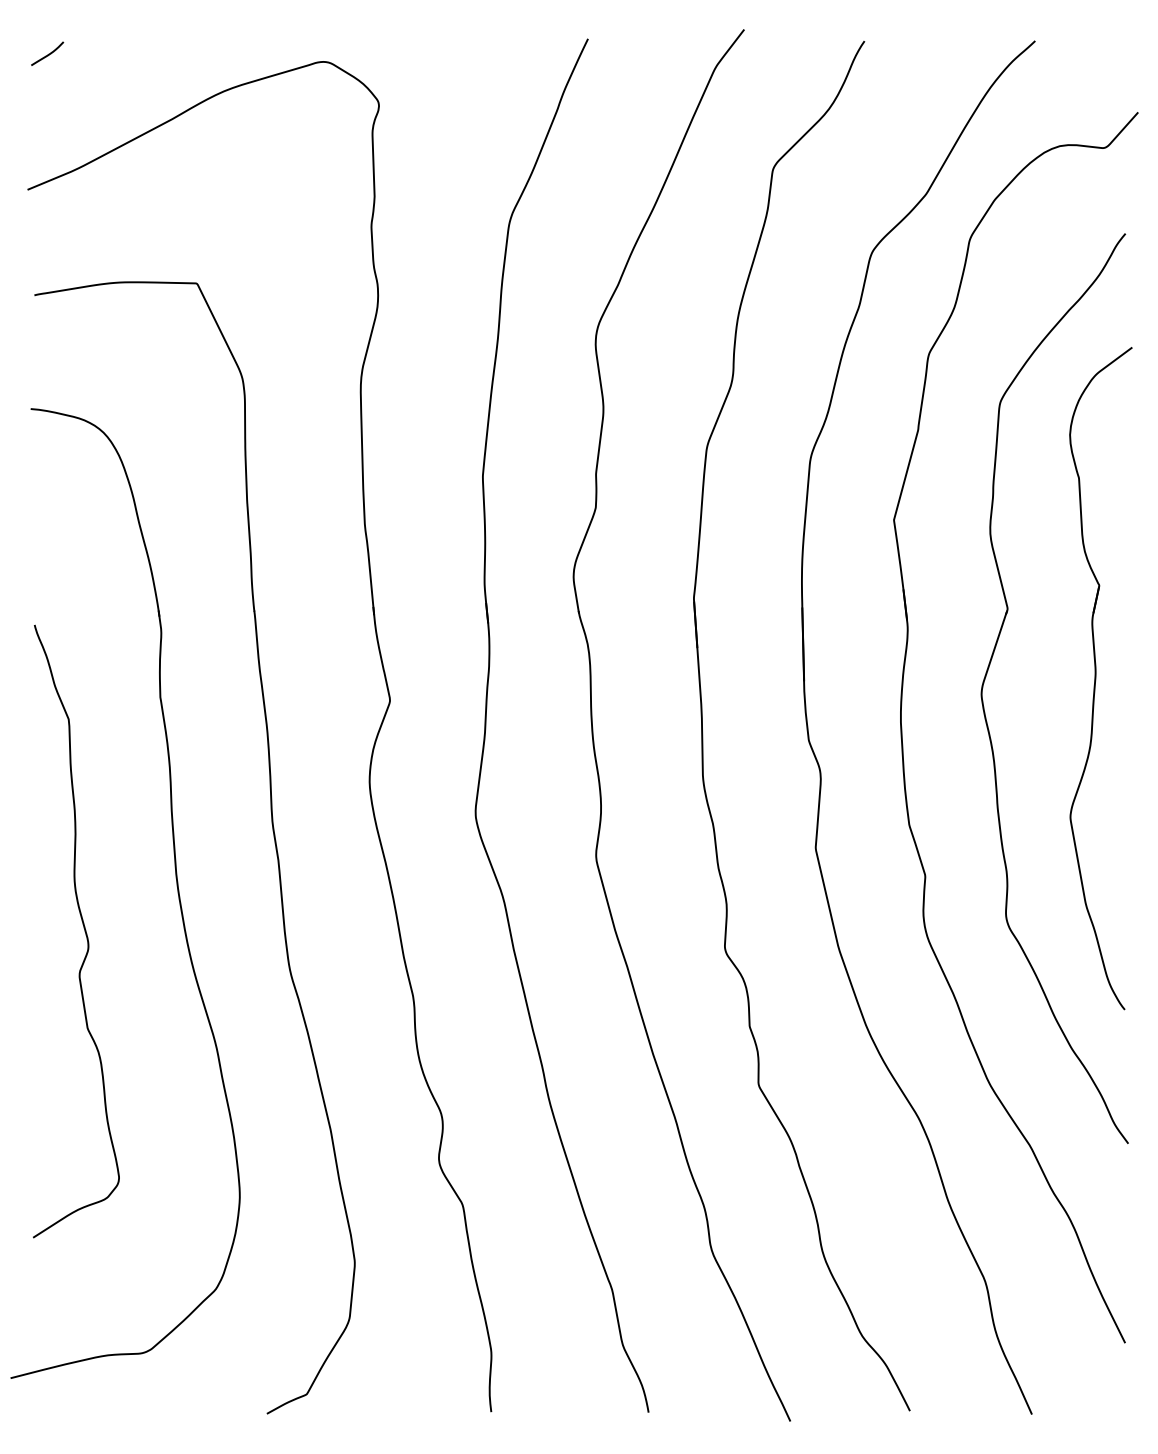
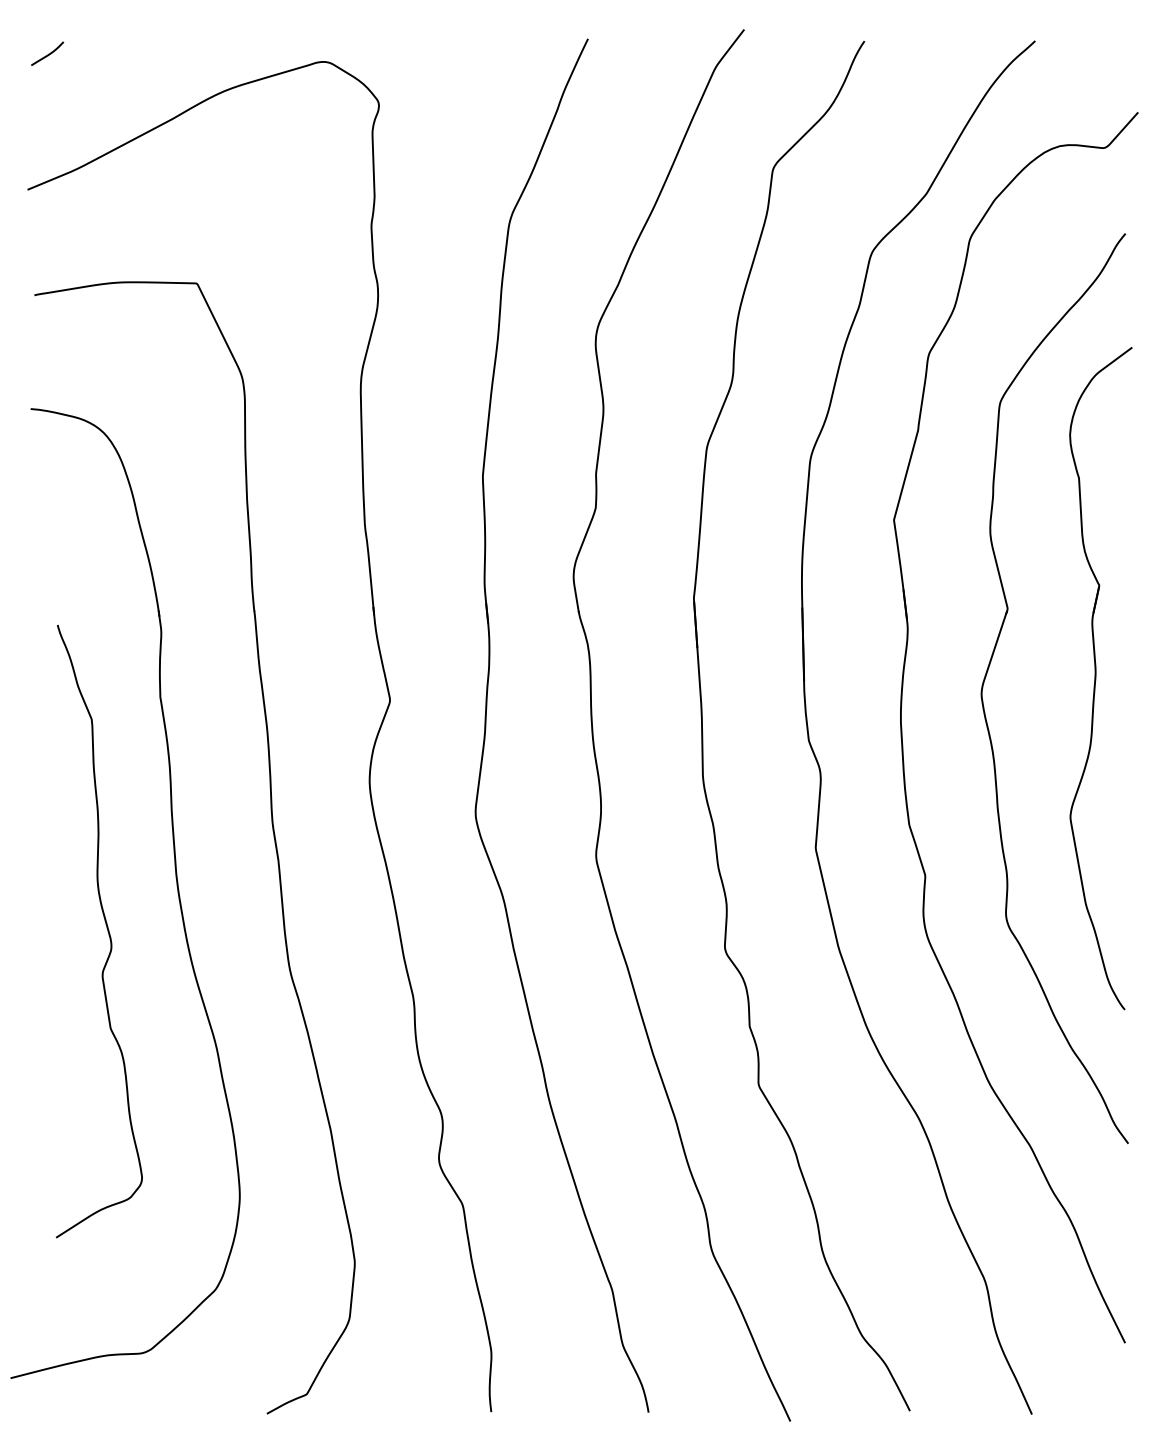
curve position: (83, 928) -> (106, 928) (106, 928)
